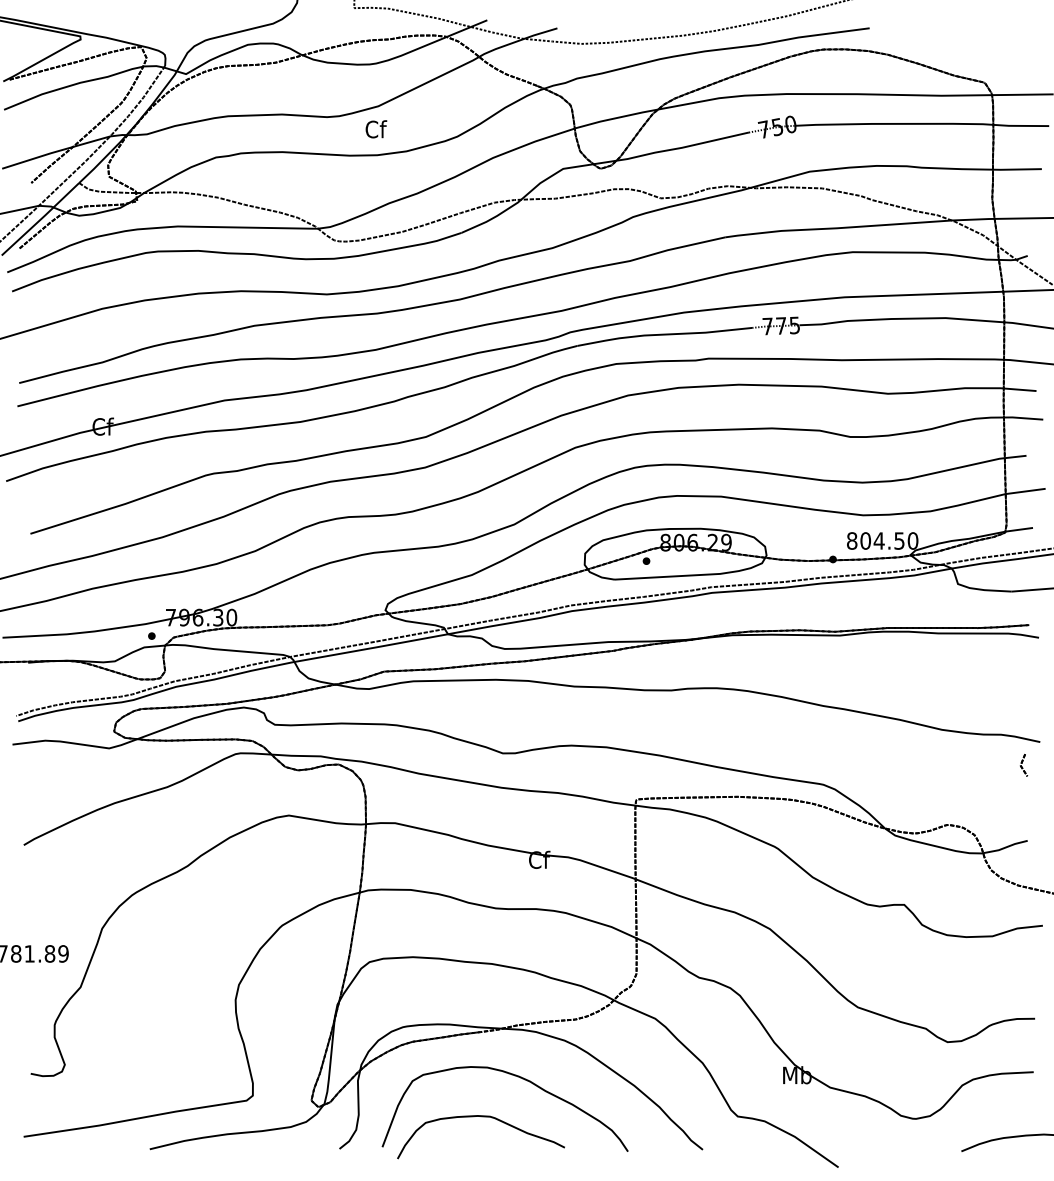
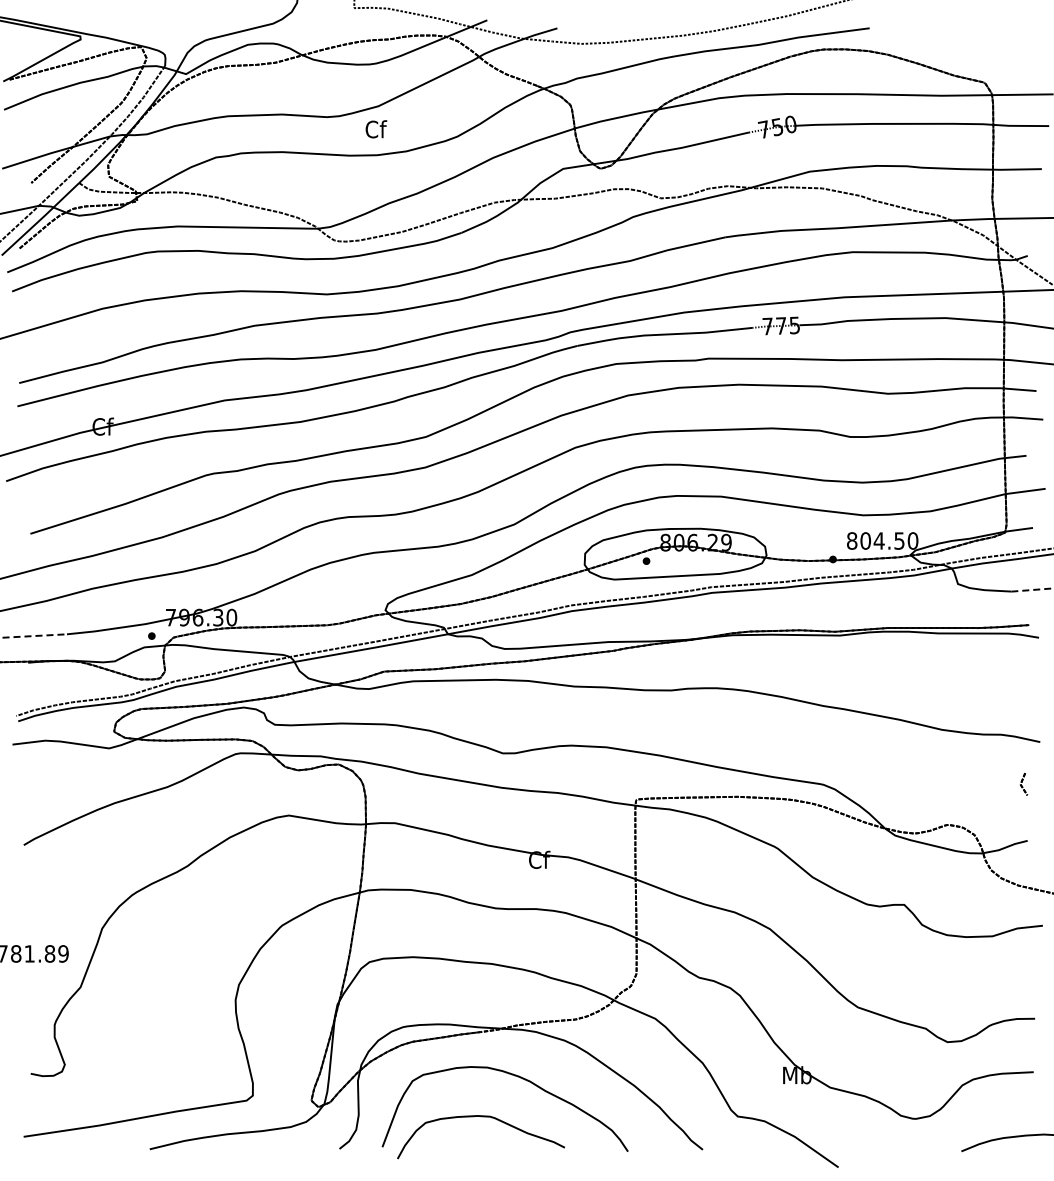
line: solid -> dashed (1032, 590)
line: solid -> dashed (35, 636)
part position: (1023, 765) -> (1023, 784) (1023, 784)
